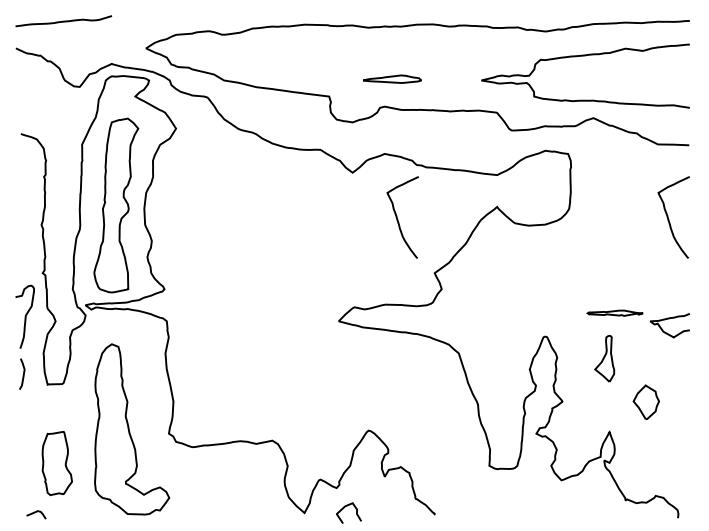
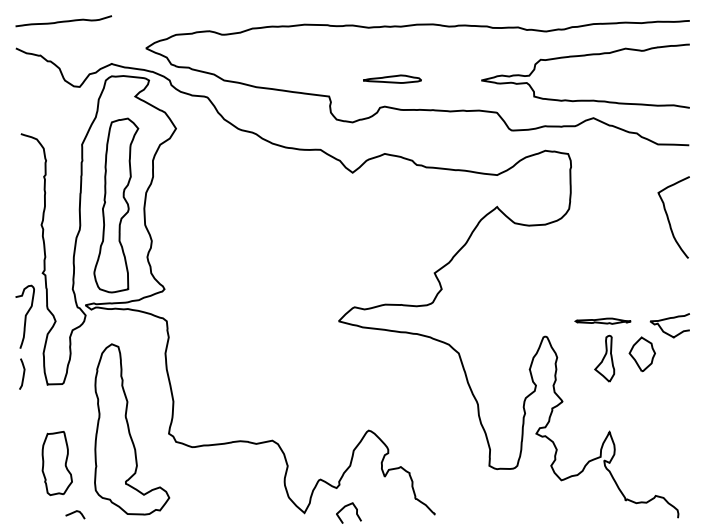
curve: present -> none (398, 219)
part position: (614, 312) -> (602, 320) (602, 320)
part position: (645, 402) -> (641, 354) (641, 354)
curve position: (35, 513) -> (74, 513) (74, 513)
